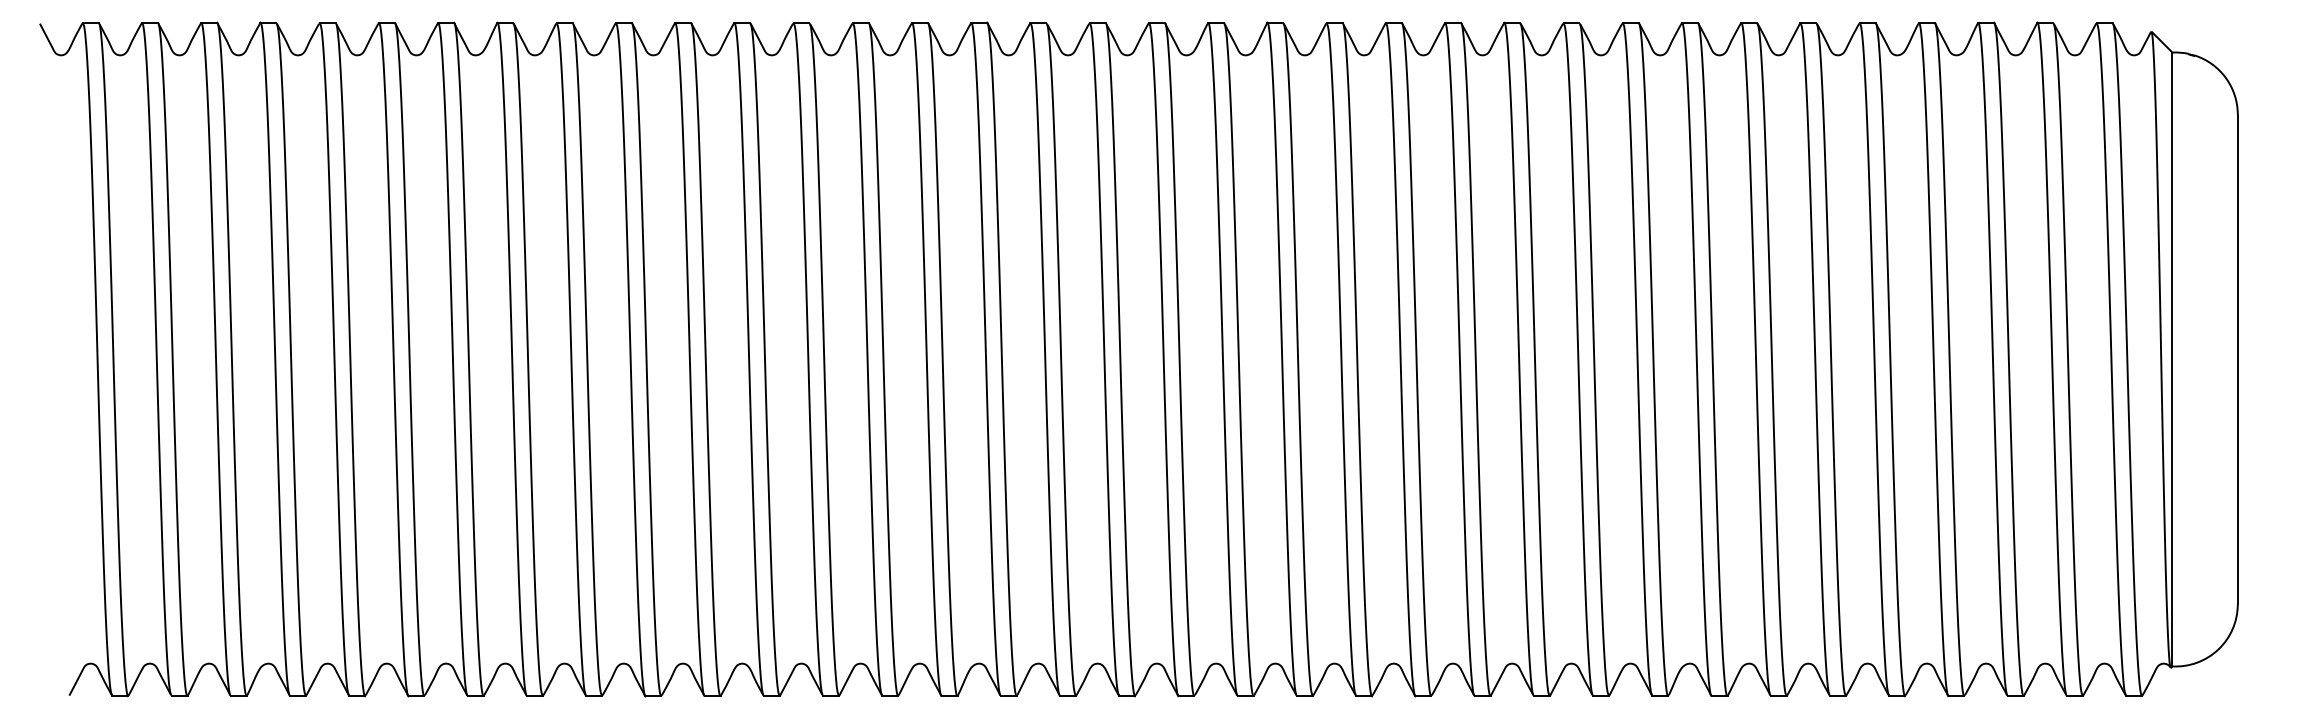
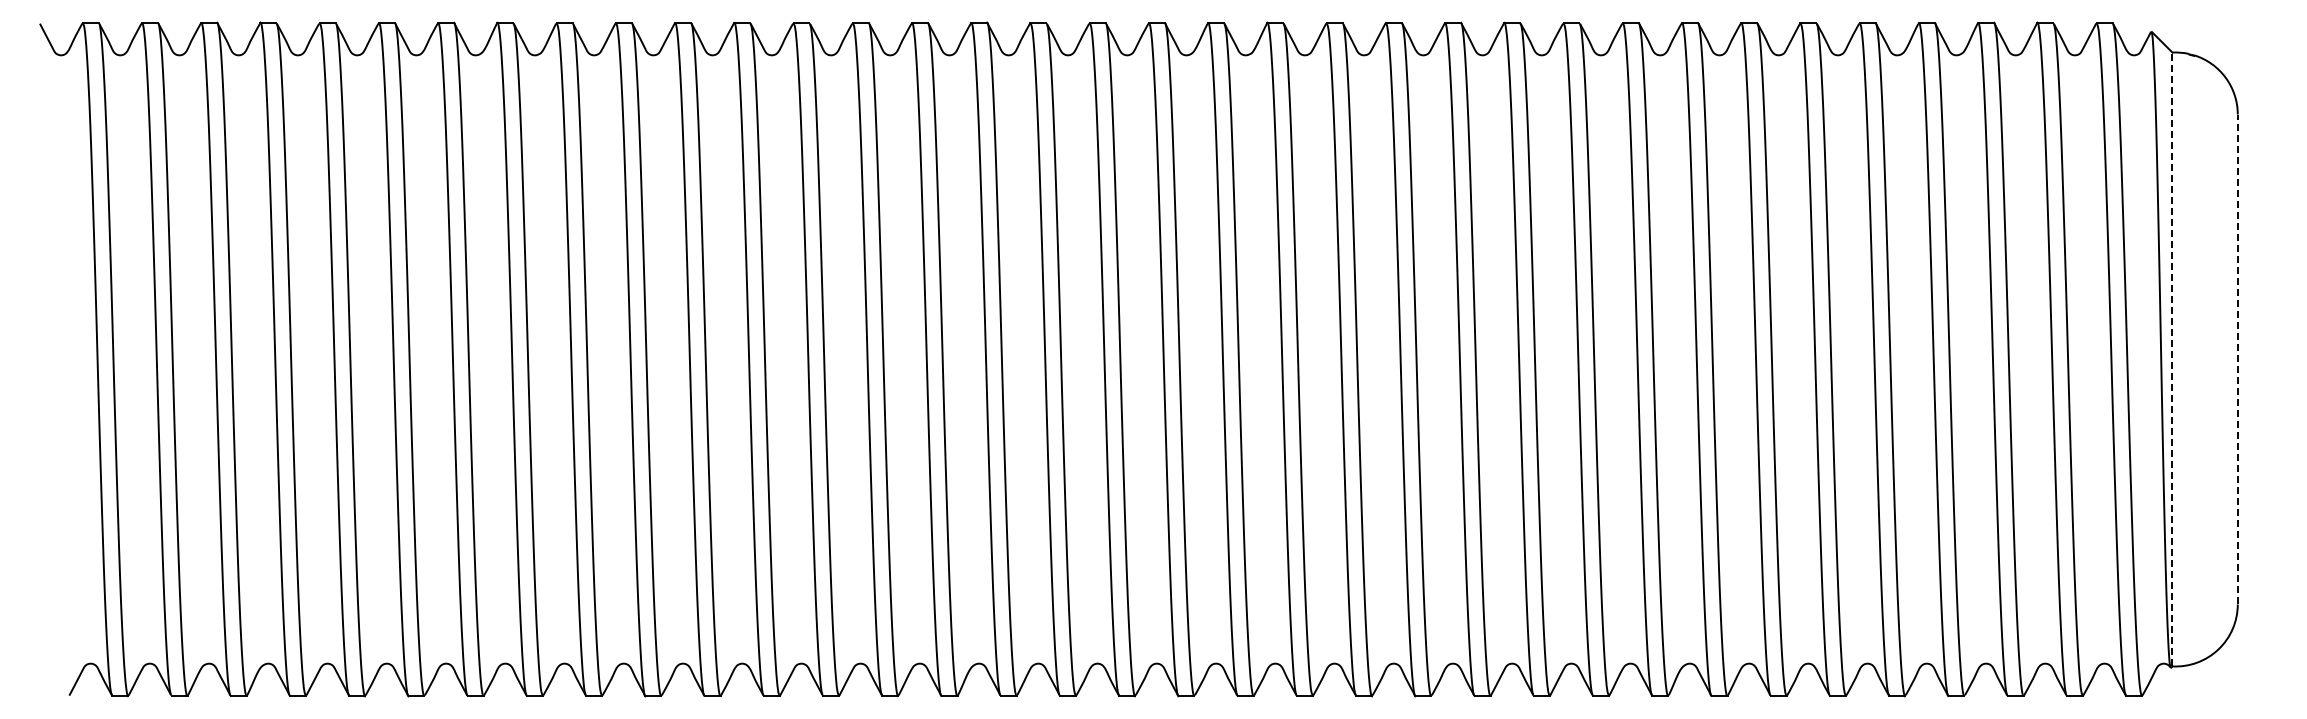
line: solid -> dashed (2172, 359)
line: solid -> dashed (2237, 359)
